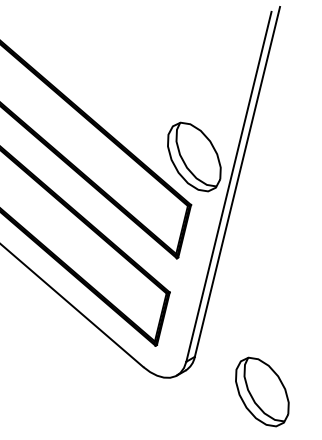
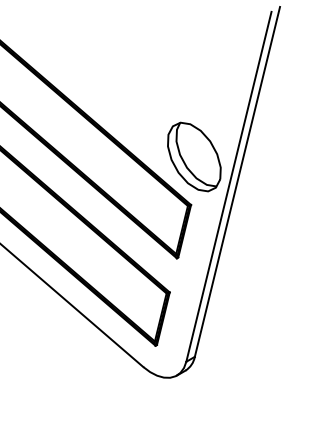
part: present -> none (262, 391)
